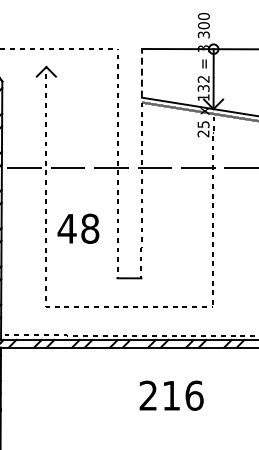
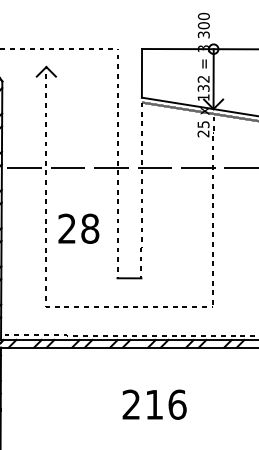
line: dashed -> solid (141, 72)
text: 48 -> 28 (66, 228)
text position: (171, 395) -> (154, 404) (154, 404)
